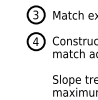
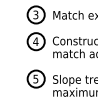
part: none -> present (35, 78)
